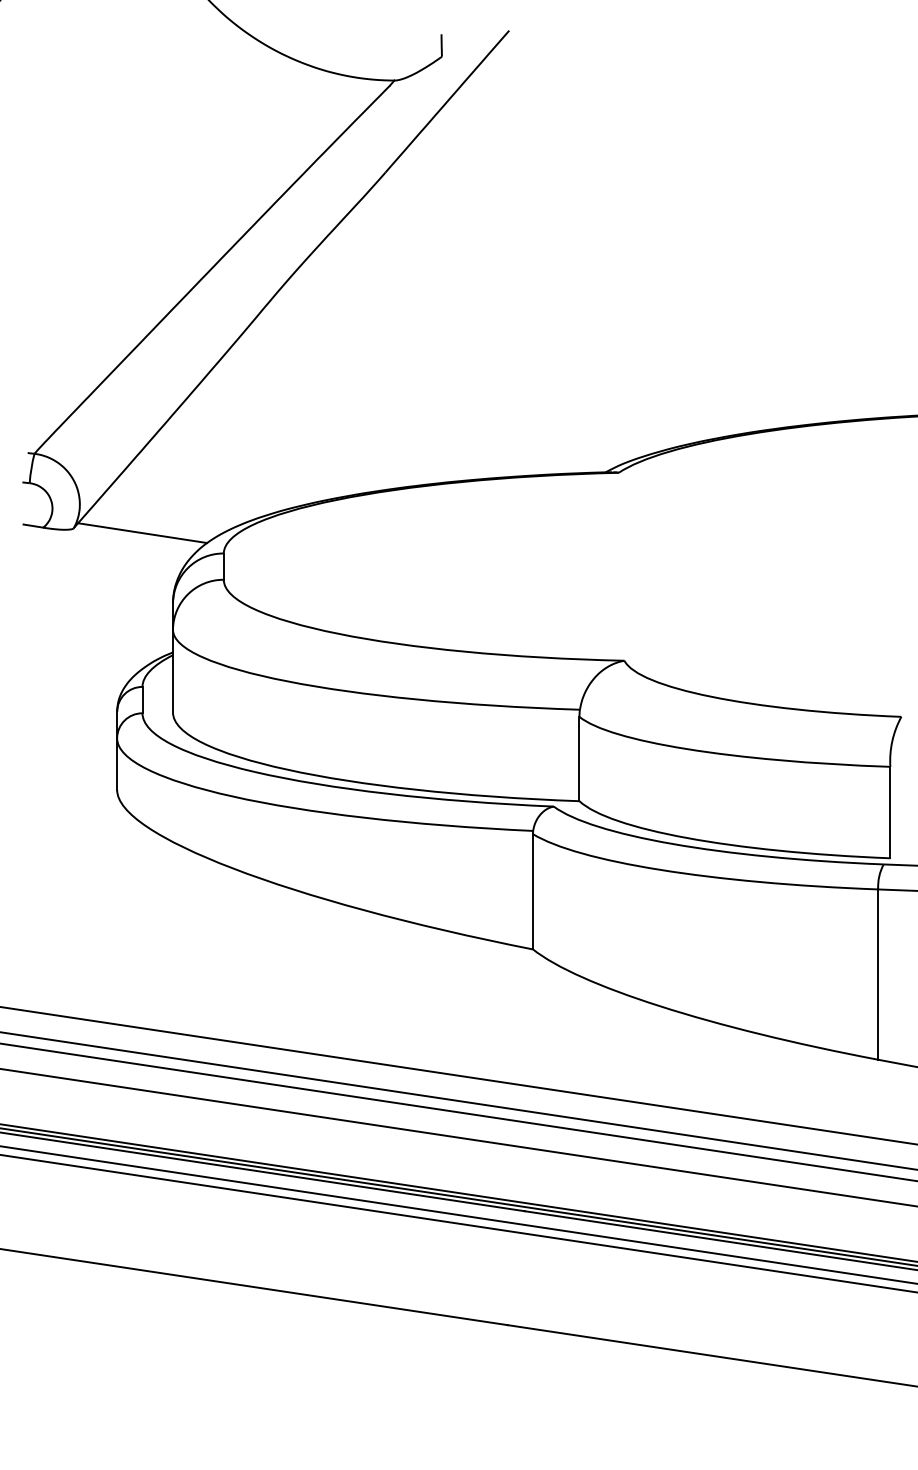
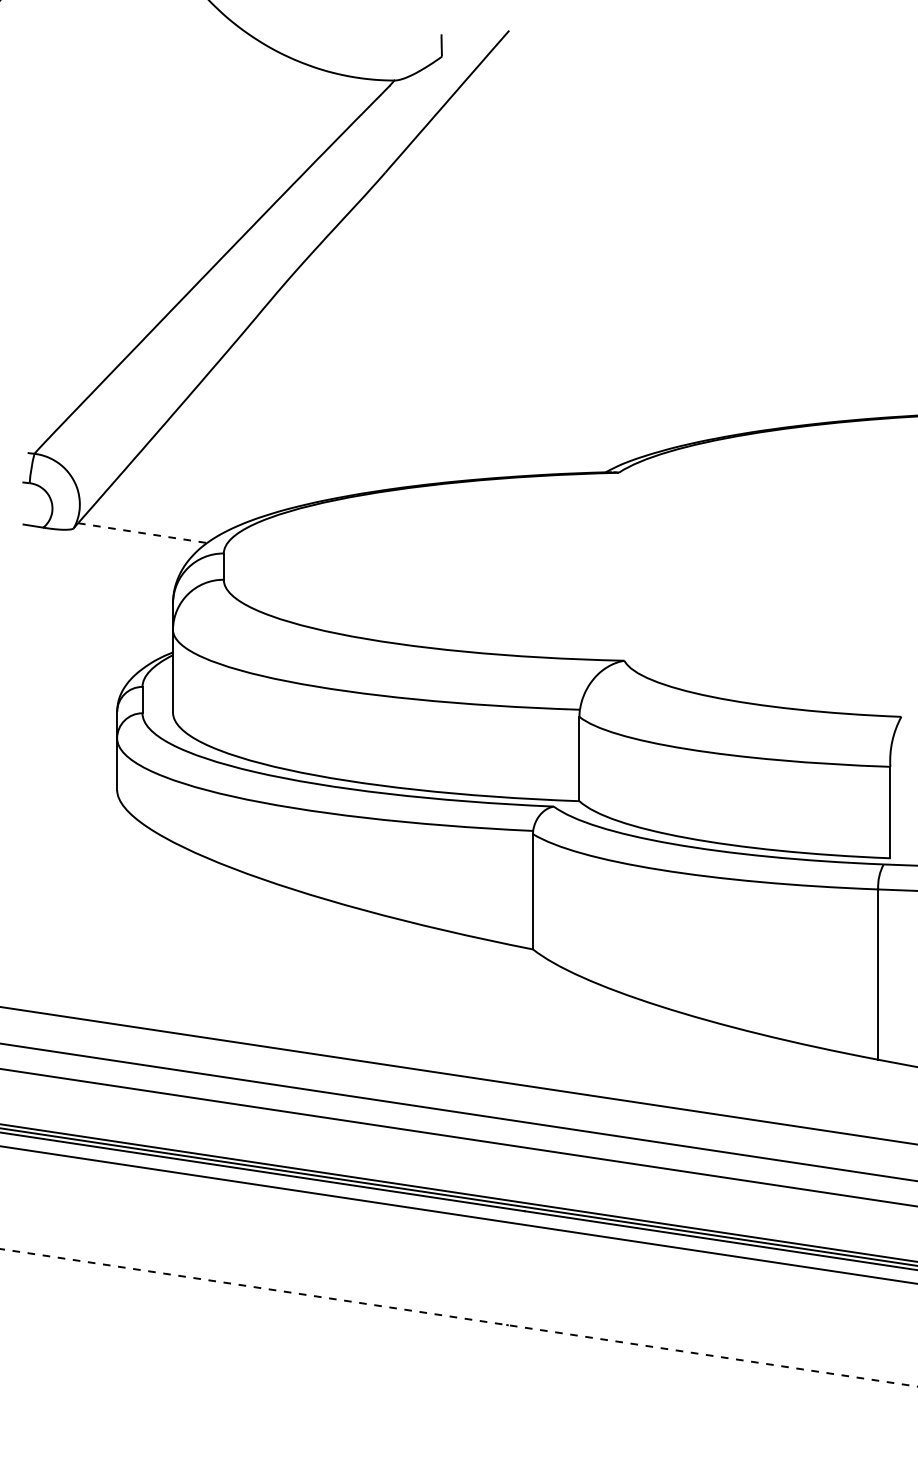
line: solid -> dashed (143, 533)
line: present -> none (458, 1100)
line: present -> none (458, 1223)
line: solid -> dashed (459, 1317)
